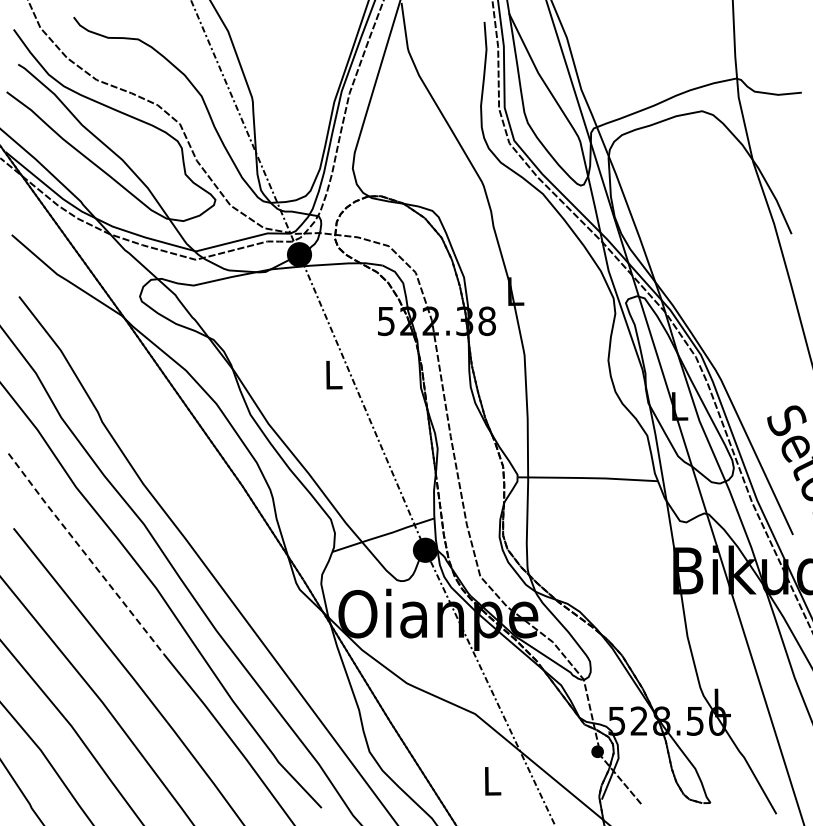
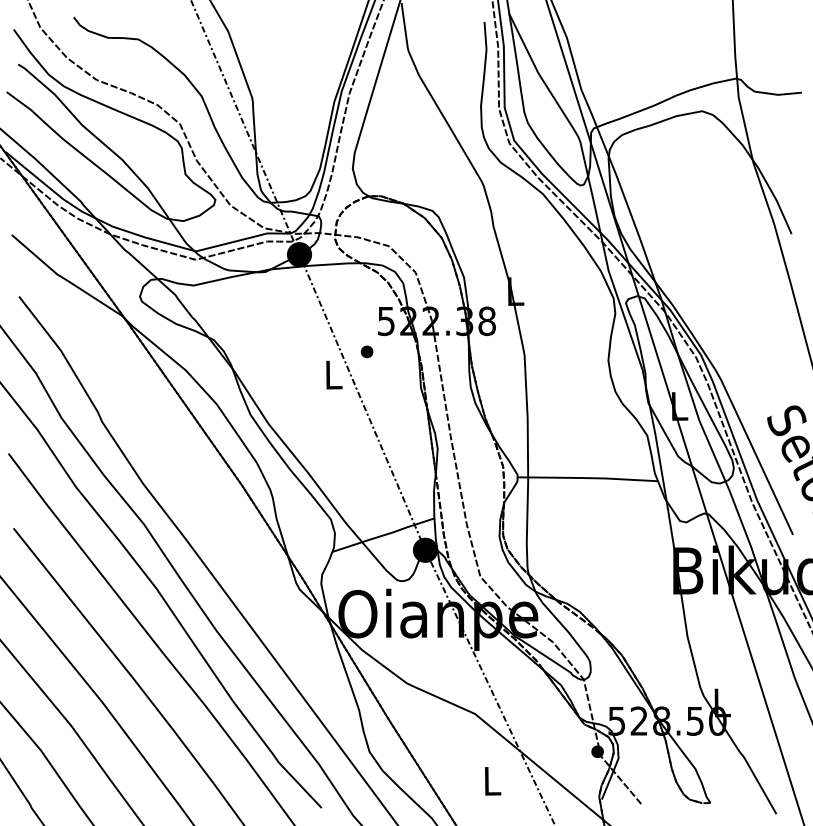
part: none -> present (366, 351)
line: dashed -> solid (85, 554)
